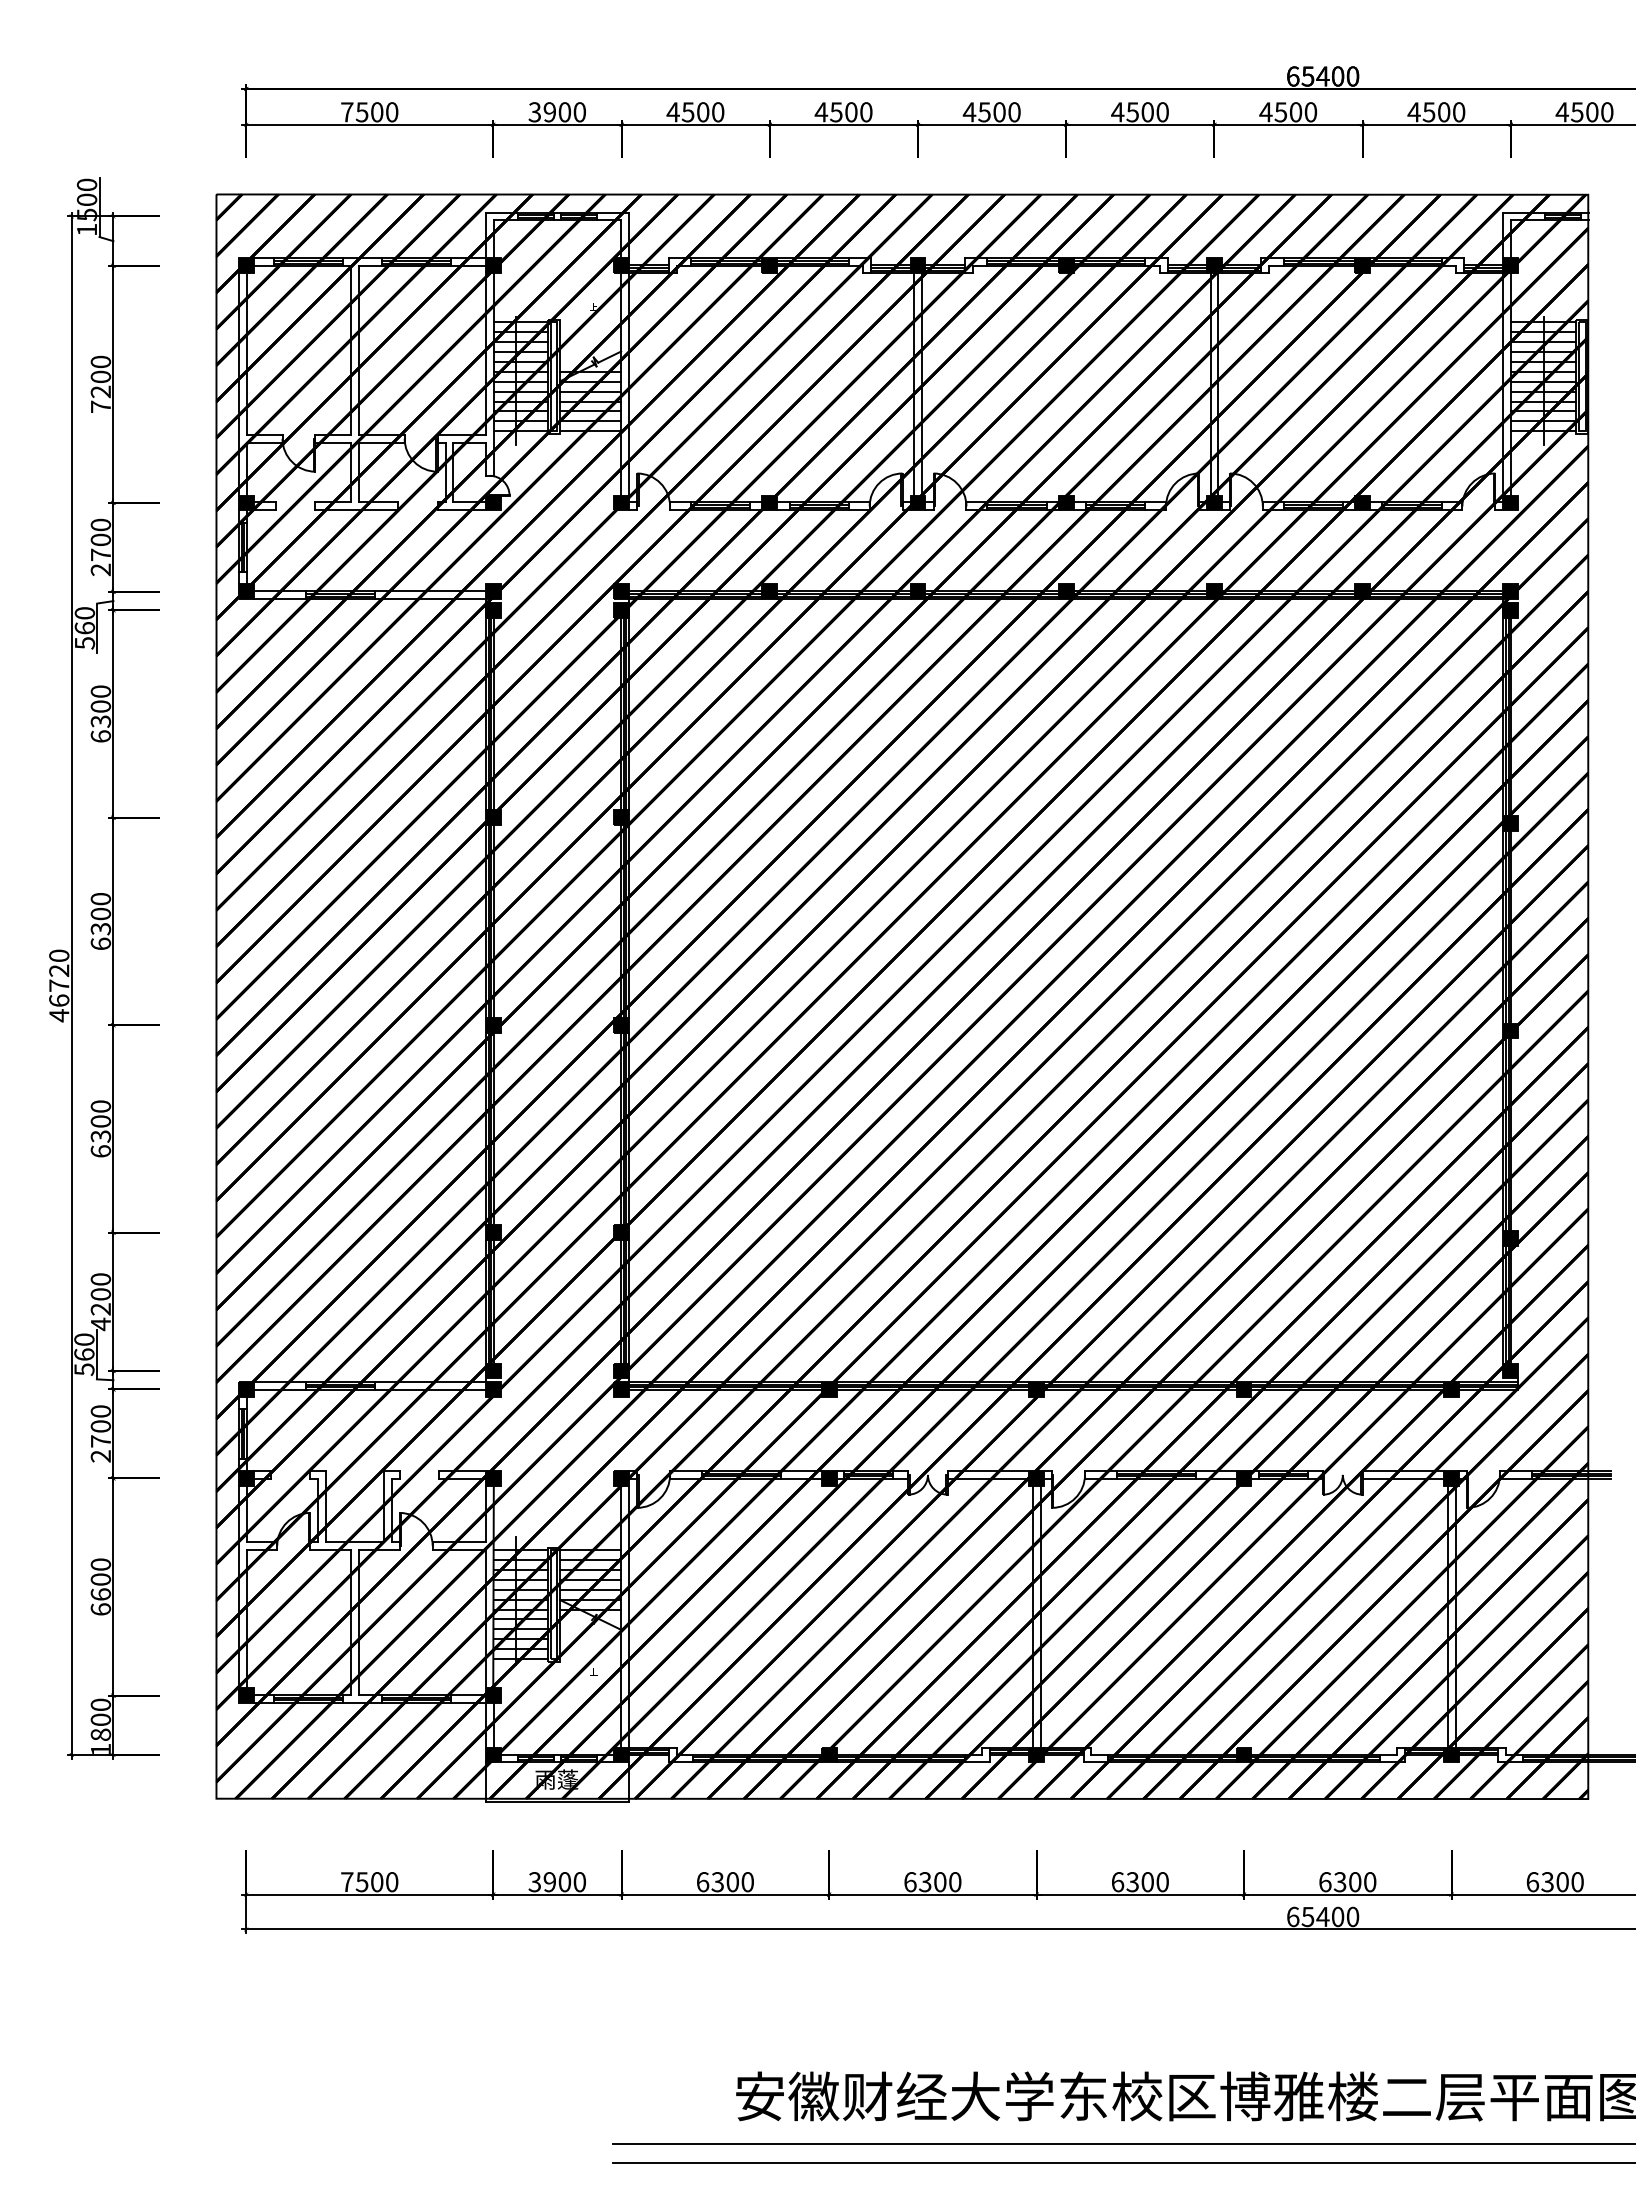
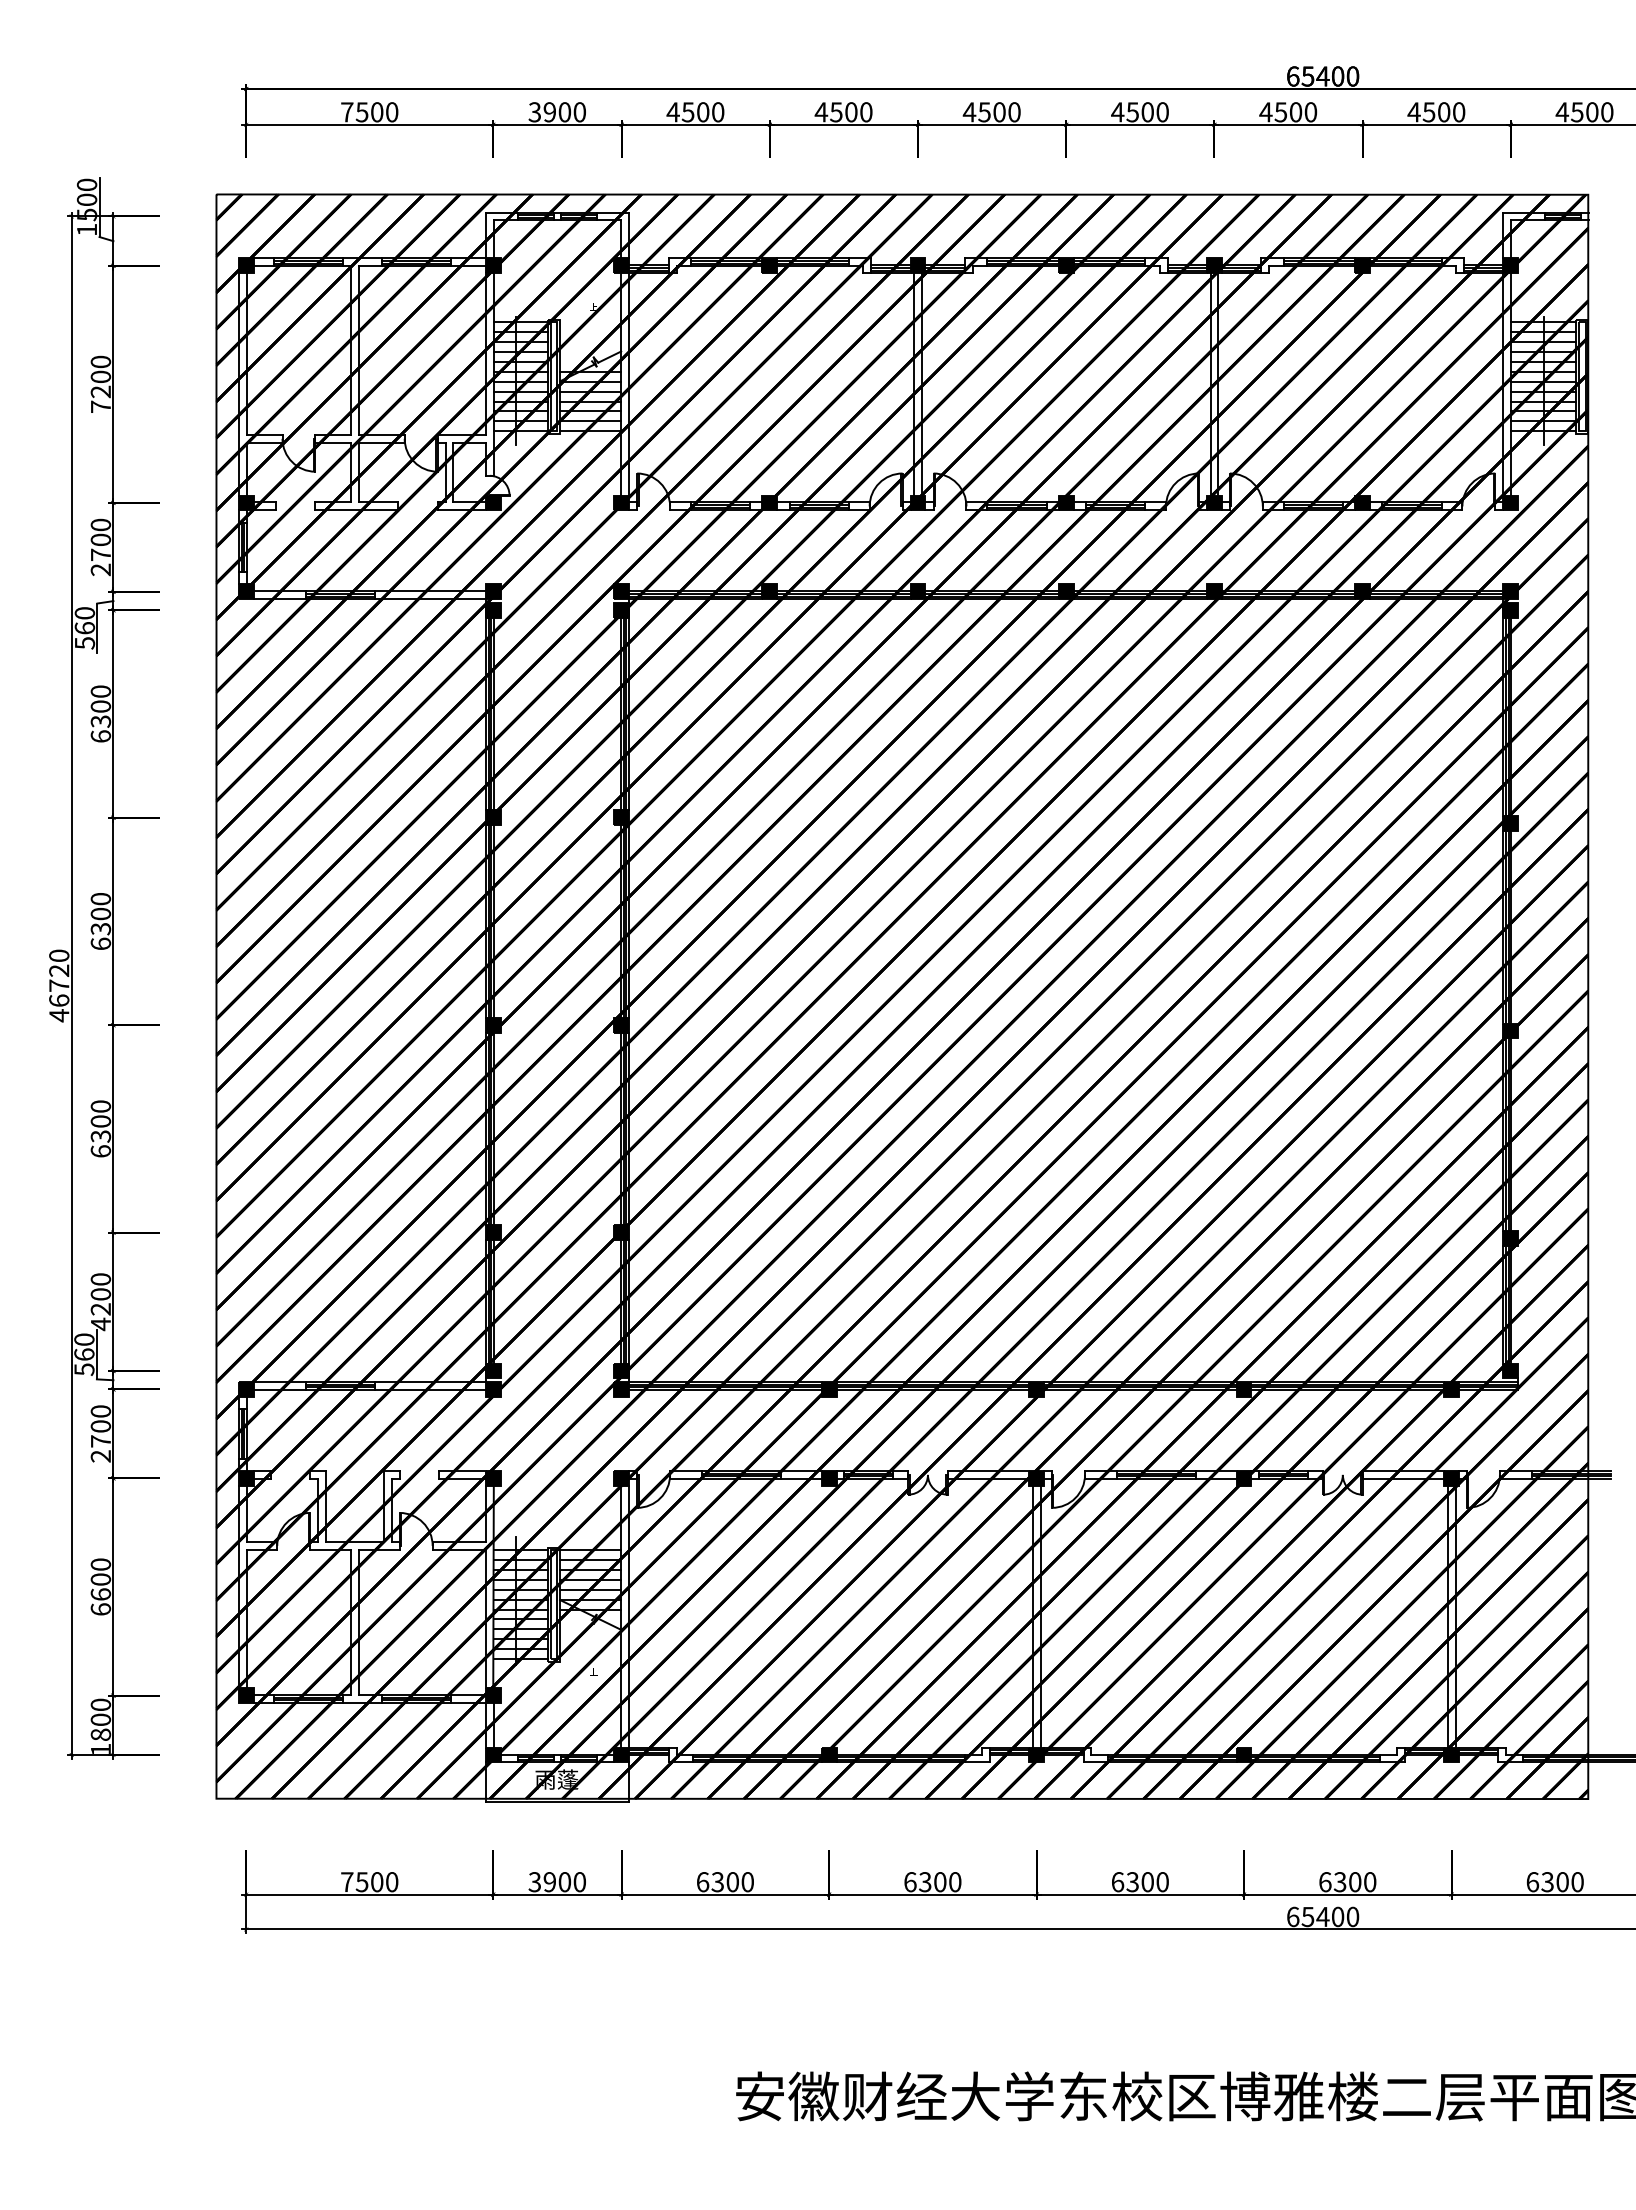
line: present -> none (1122, 2143)
line: present -> none (1122, 2163)
